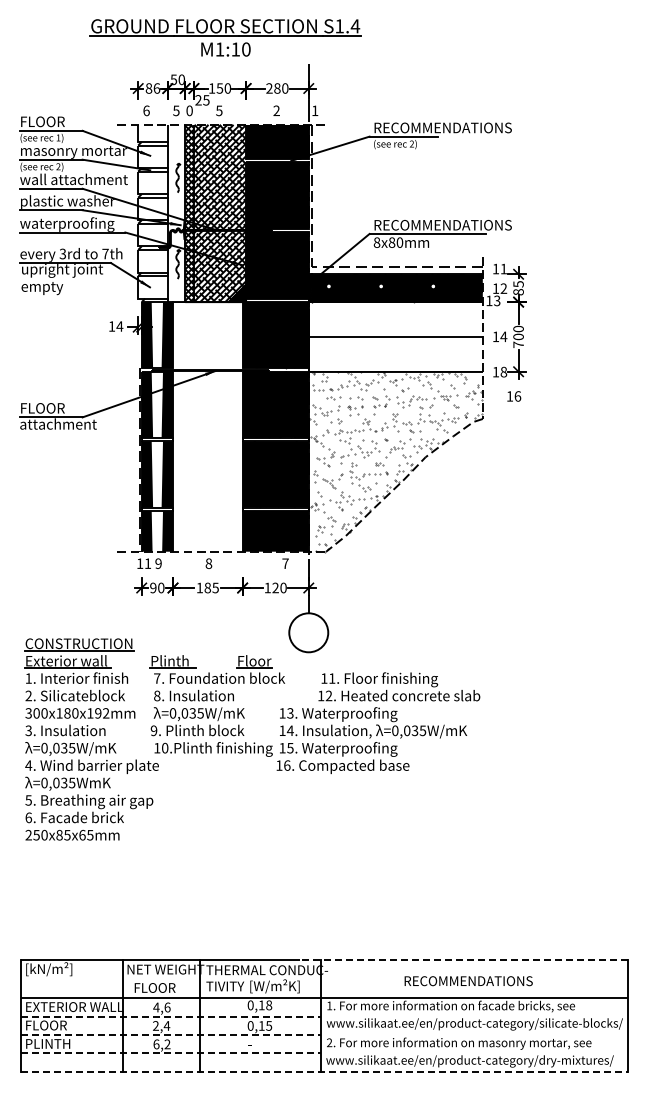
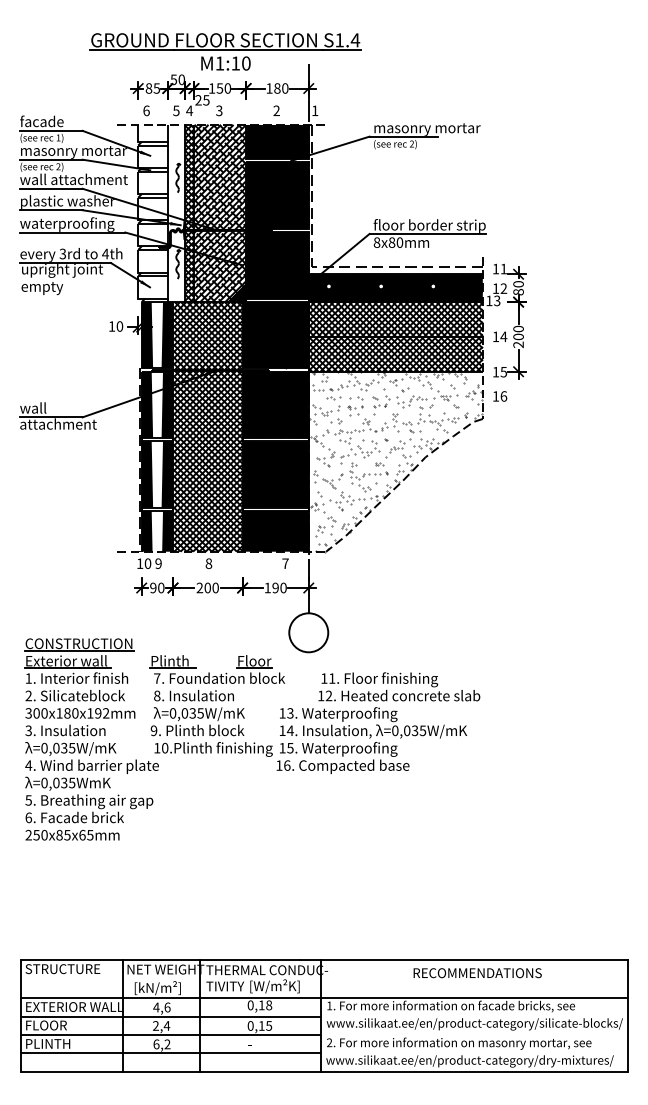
part position: (225, 37) -> (225, 51) (225, 51)
text: 86 -> 85 (156, 88)
text: 280 -> 180 (269, 88)
text: 0 -> 4 (189, 110)
text: 5 -> 3 (219, 110)
text: FLOOR -> facade (42, 121)
text: RECOMMENDATIONS -> masonry mortar (442, 128)
text: RECOMMENDATIONS -> floor border strip (442, 225)
text: 7th -> 4th (105, 253)
text: 85 -> 80 (518, 284)
text: 14 -> 10 (119, 326)
hatch: none -> present (395, 336)
text: 700 -> 200 (518, 344)
text: 18 -> 15 (503, 371)
text position: (514, 396) -> (500, 396) (500, 396)
text: FLOOR -> wall (42, 407)
hatch: none -> present (207, 426)
text: 11 -> 10 (147, 563)
text: 185 -> 200 (207, 587)
text: 120 -> 190 (275, 588)
line: dashed -> solid (463, 960)
text: [kN/m²] -> STRUCTURE (62, 969)
text position: (468, 981) -> (477, 973) (477, 973)
text: FLOOR -> [kN/m²] (157, 988)
line: dashed -> solid (170, 1016)
line: dashed -> solid (170, 1034)
line: dashed -> solid (170, 1053)
line: dashed -> solid (324, 1071)
